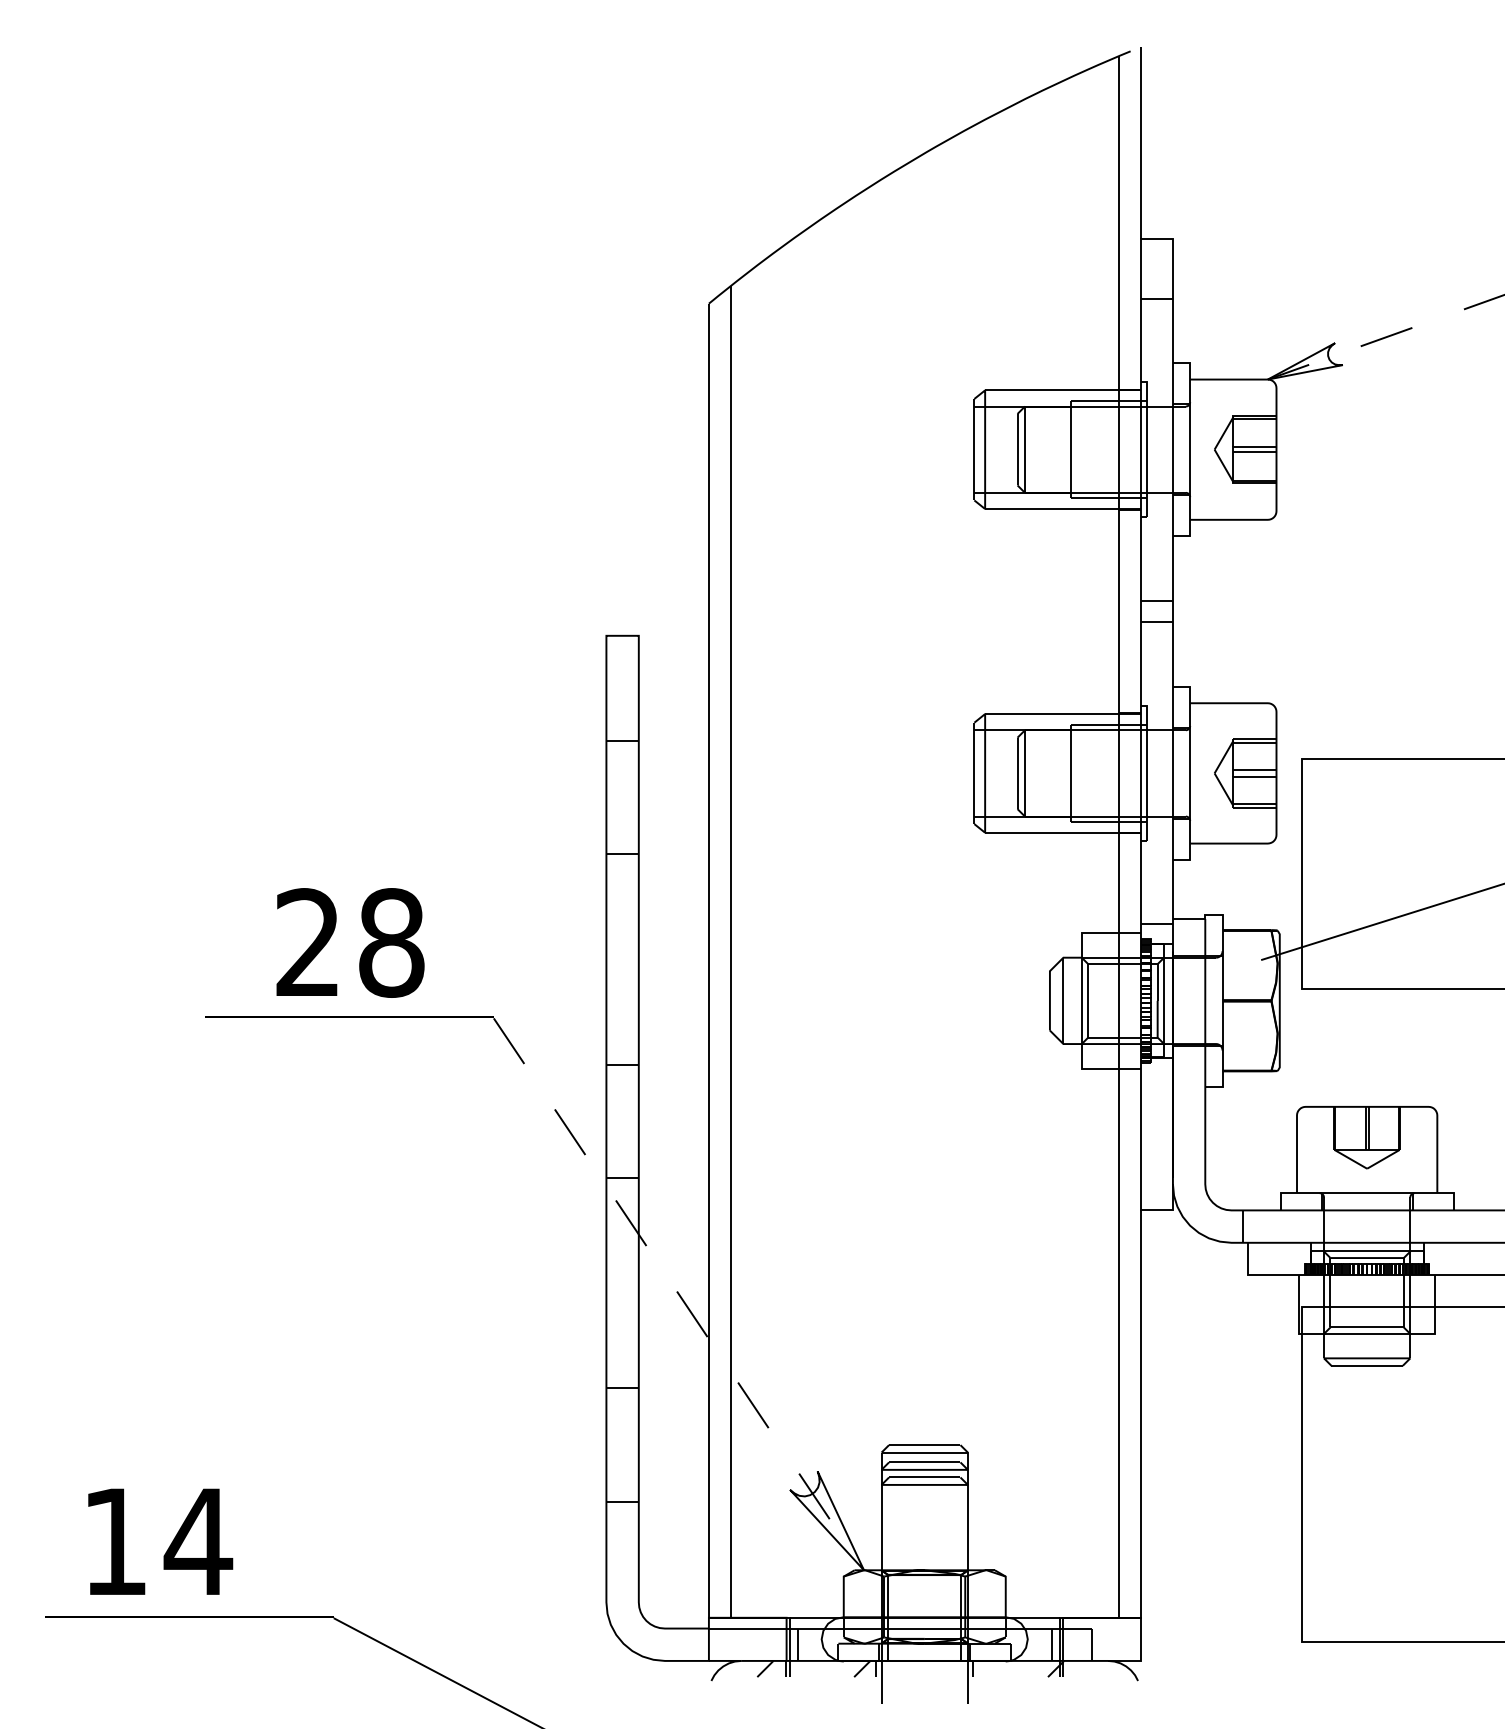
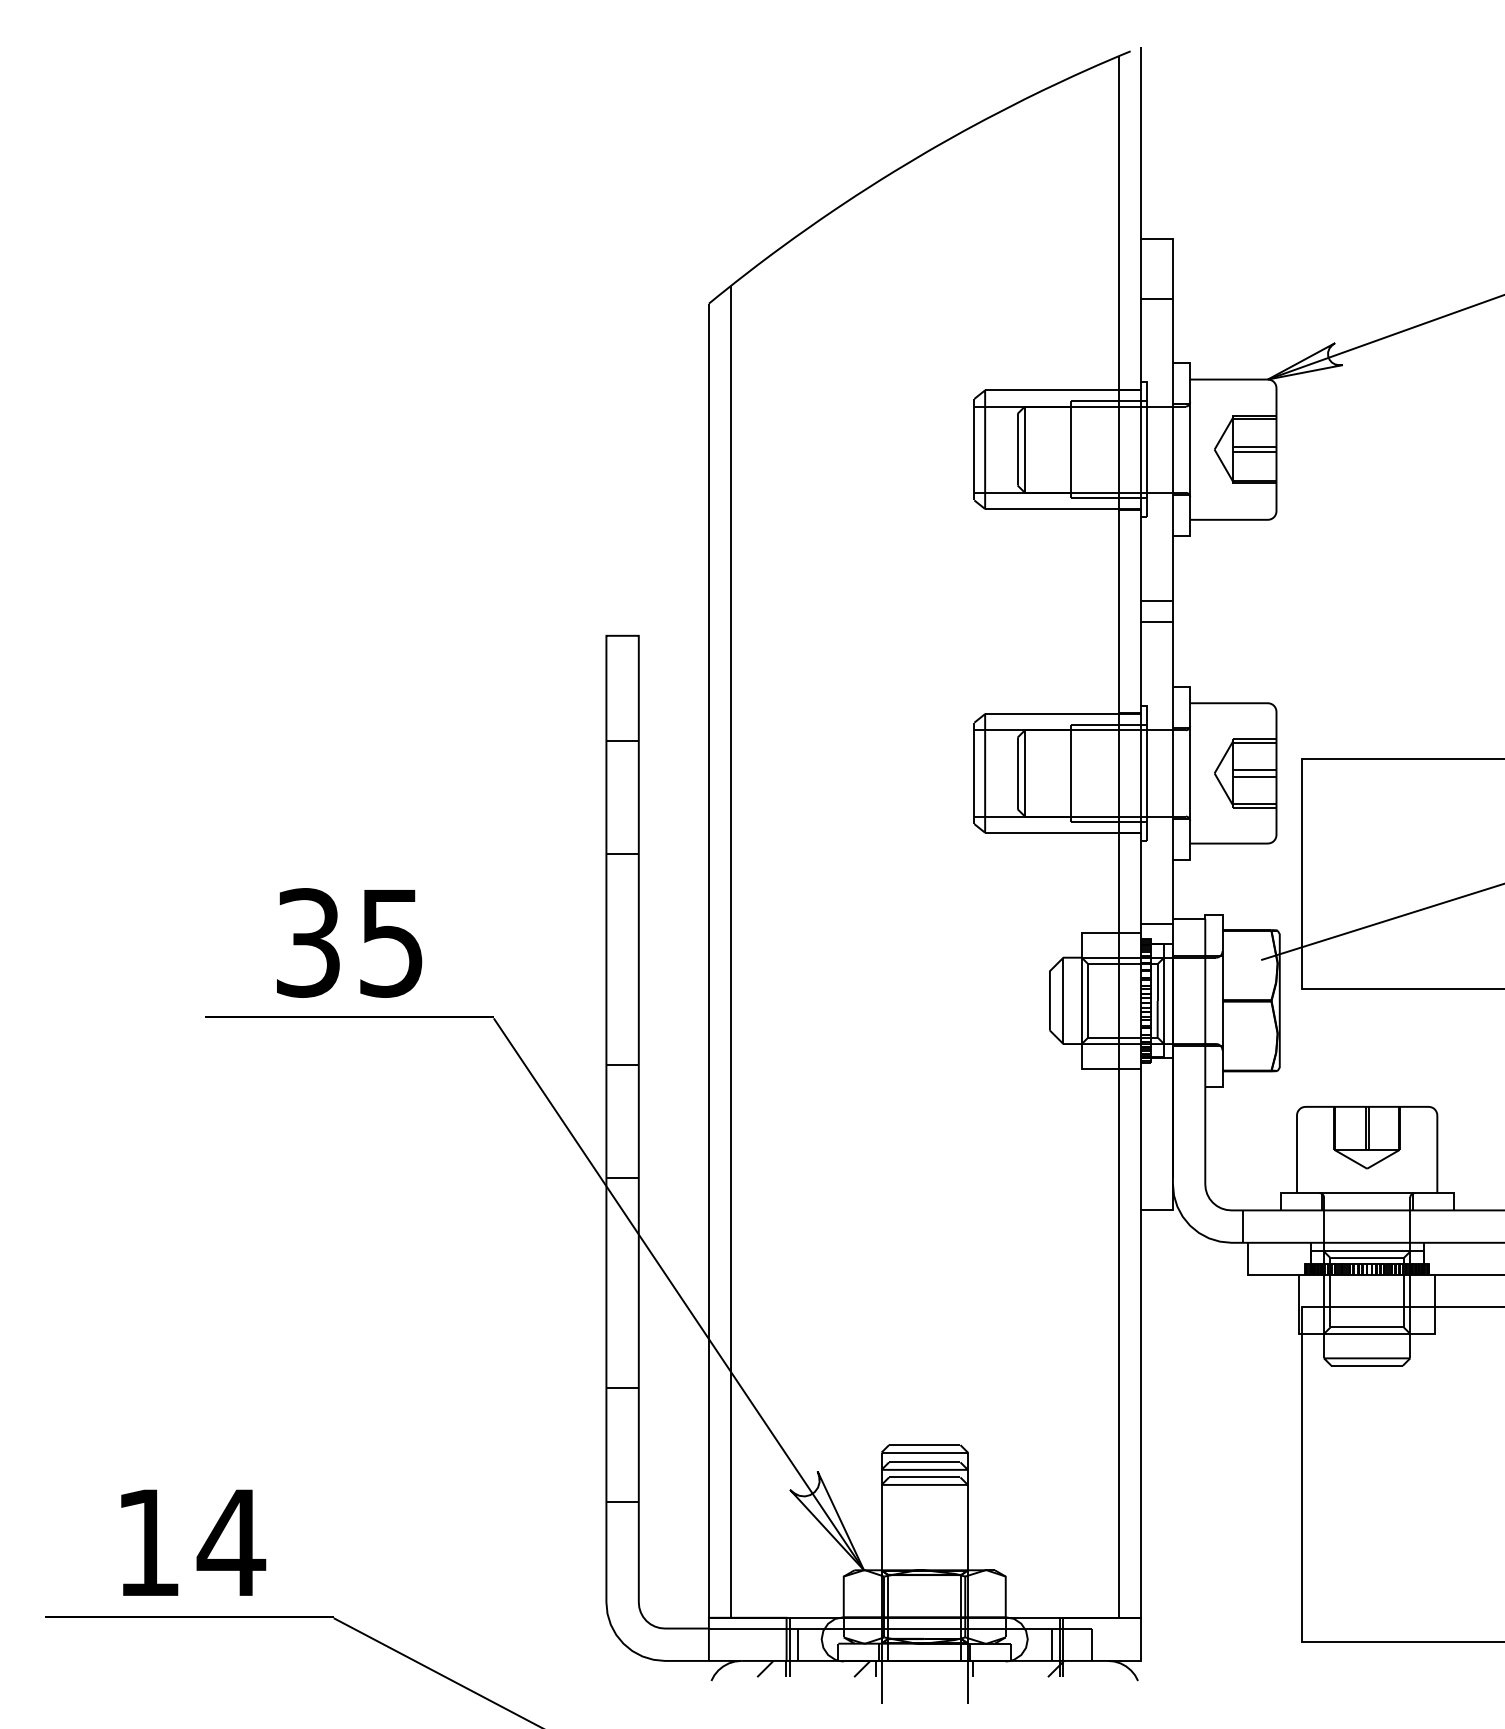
line: dashed -> solid (1385, 337)
text: 28 -> 35 (350, 942)
line: dashed -> solid (679, 1294)
text position: (160, 1541) -> (193, 1542) (193, 1542)
